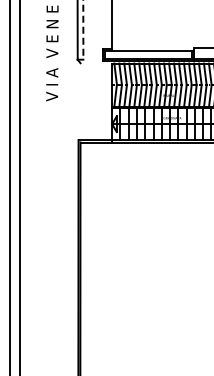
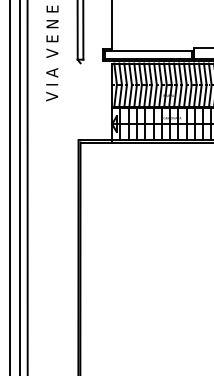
line: dashed -> solid (83, 30)
line: none -> present (27, 187)
